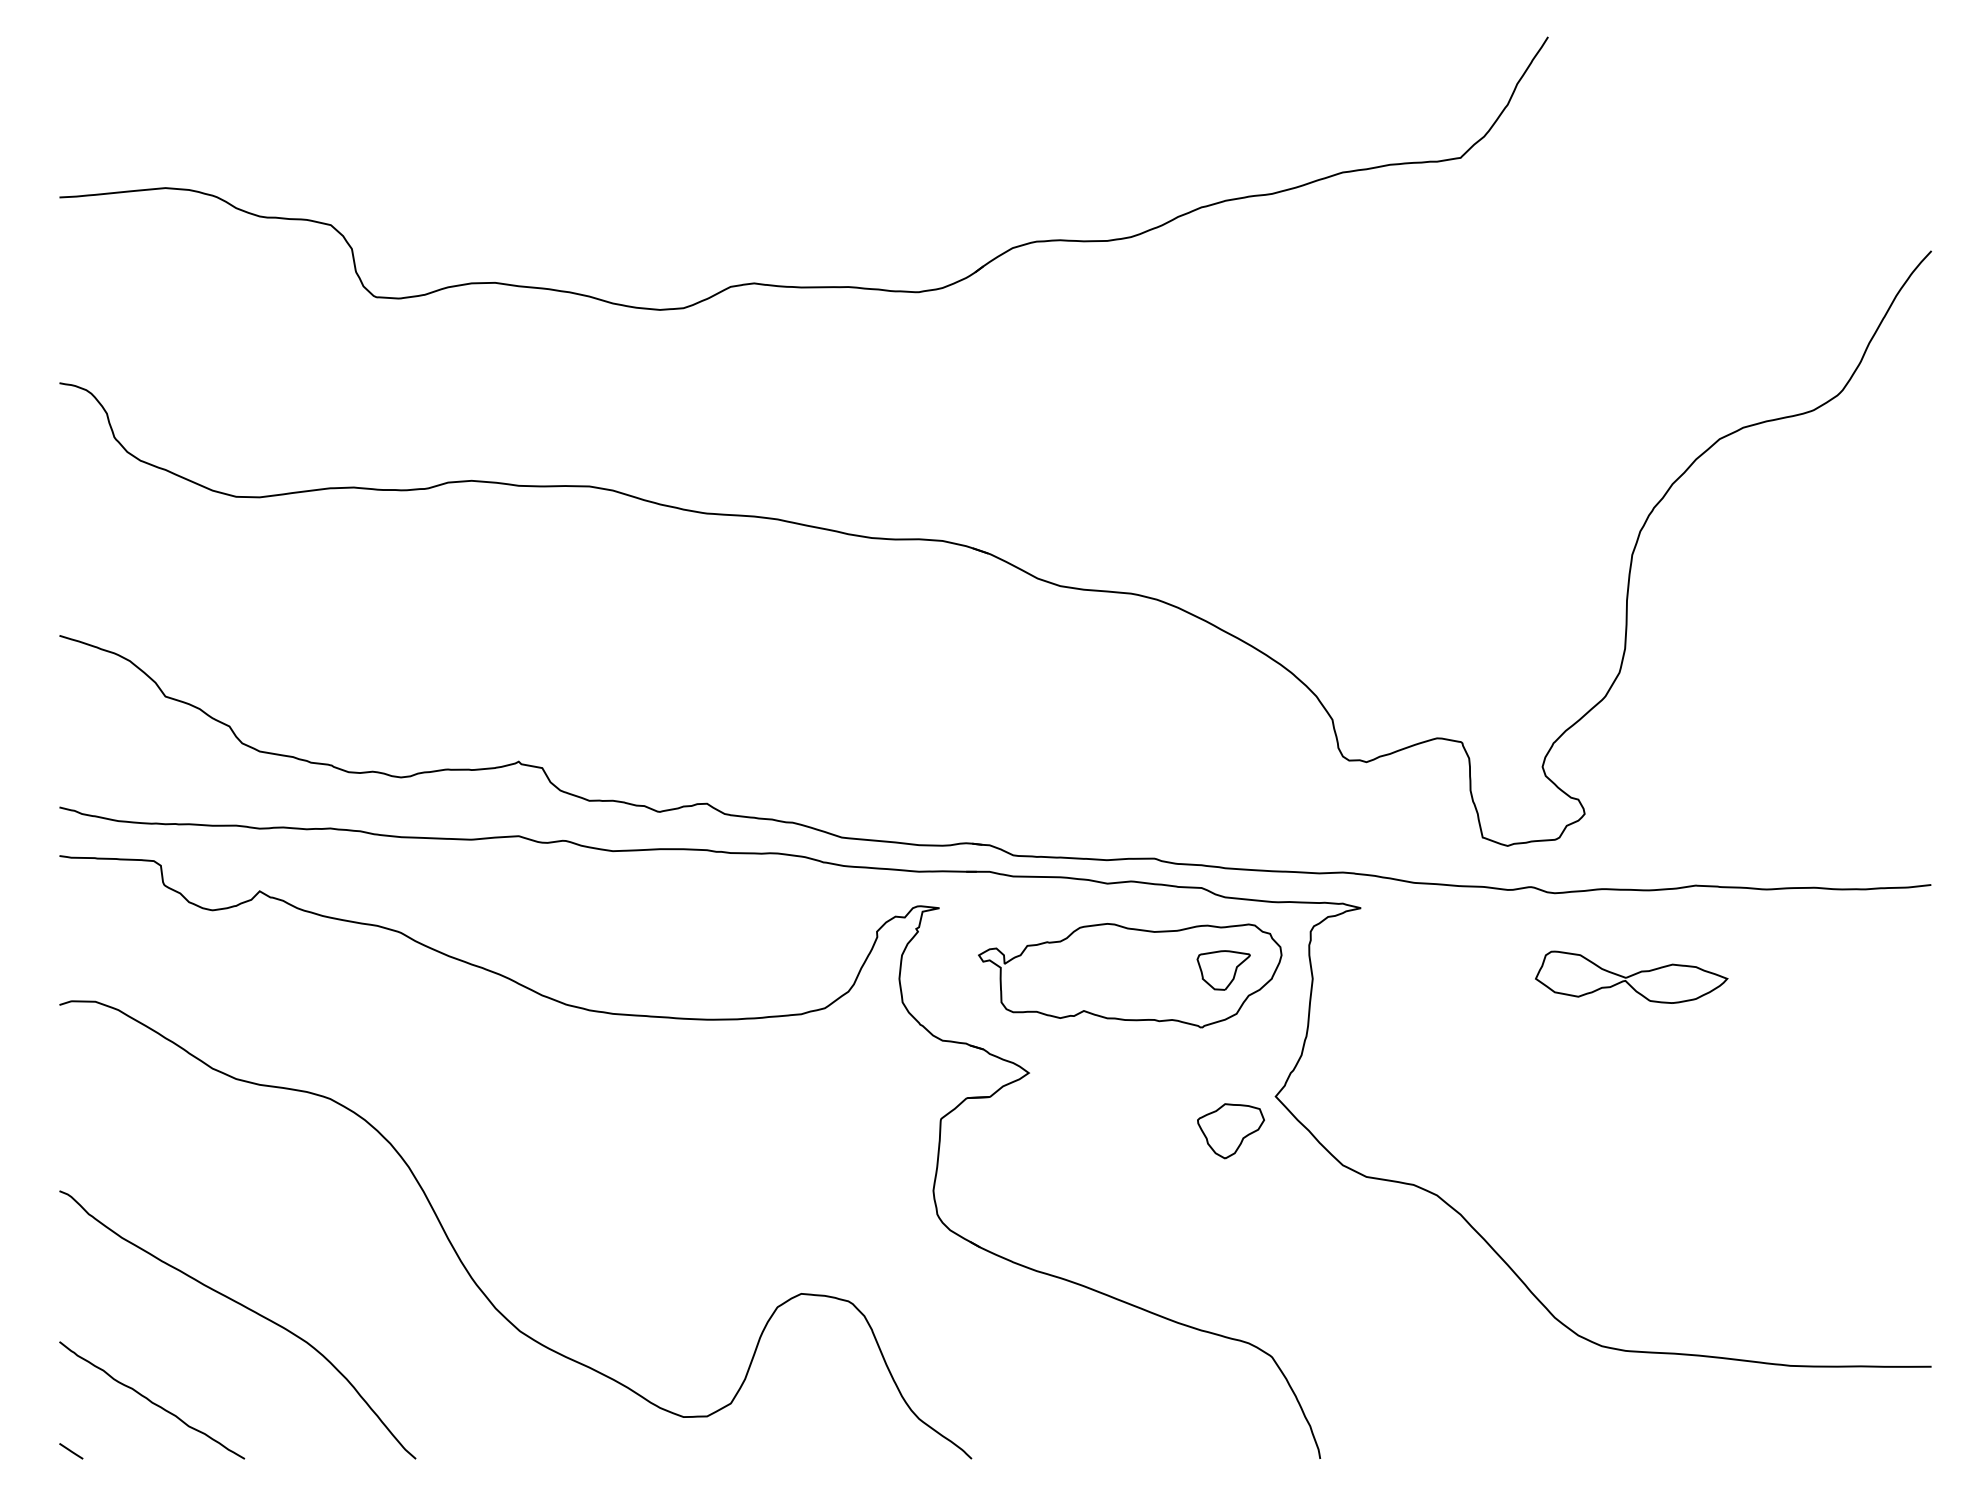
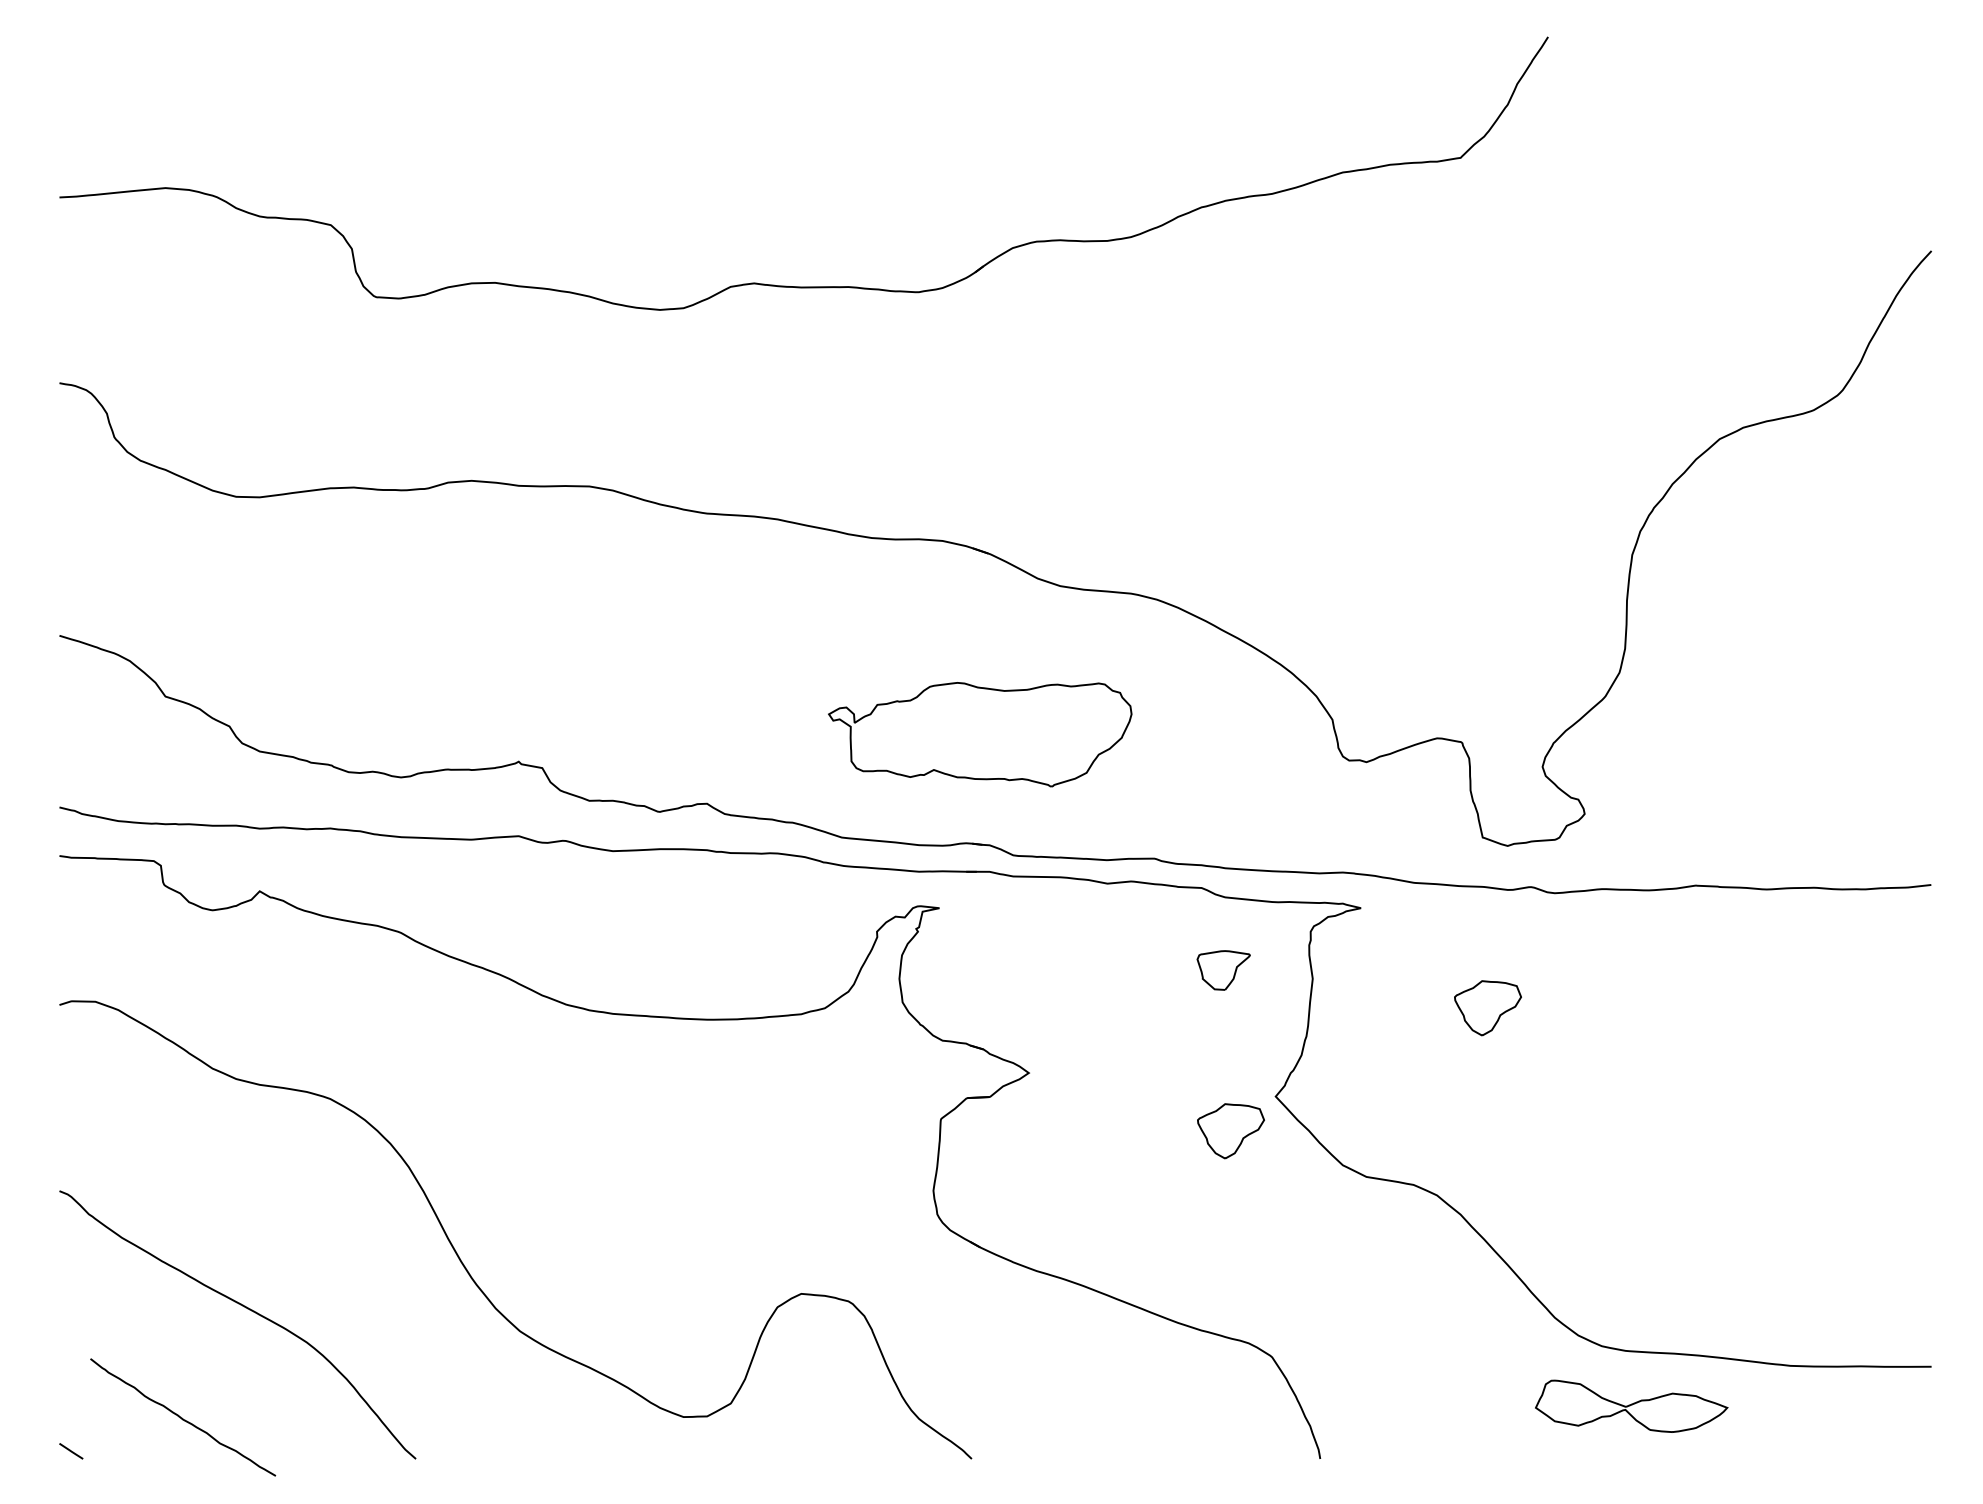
part position: (1130, 975) -> (980, 734) (980, 734)
part position: (1631, 976) -> (1631, 1405) (1631, 1405)
part: none -> present (1487, 1008)
curve position: (151, 1400) -> (182, 1417) (182, 1417)
